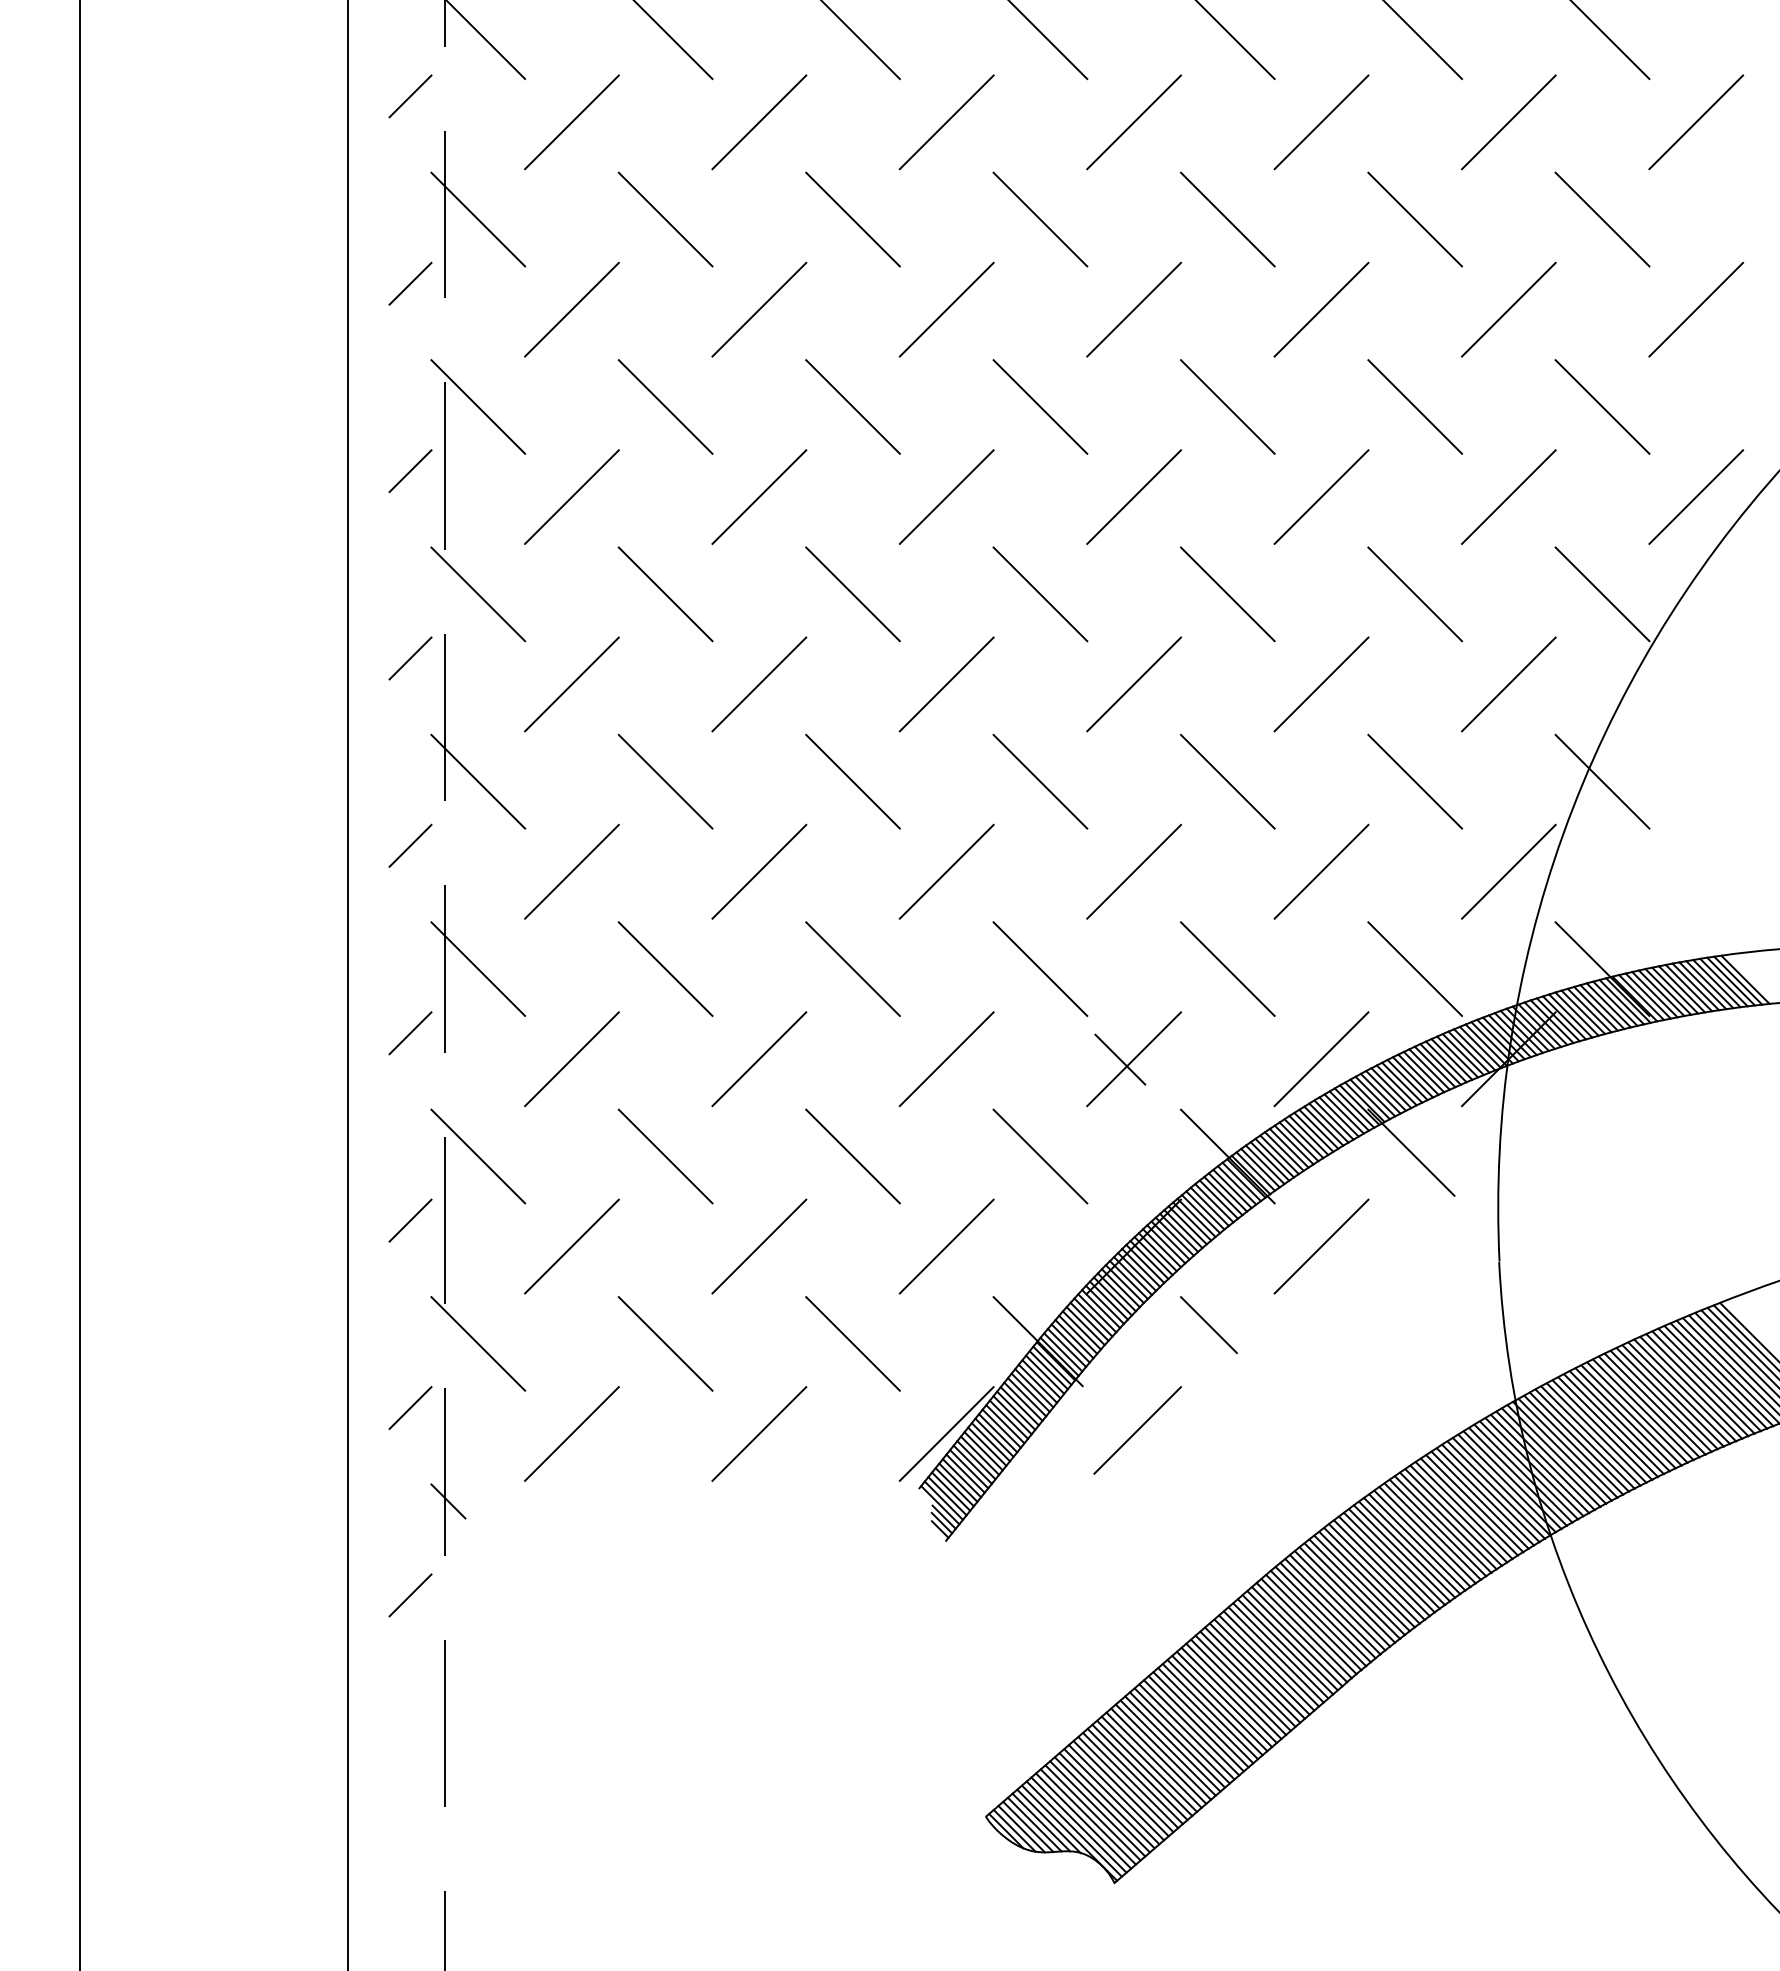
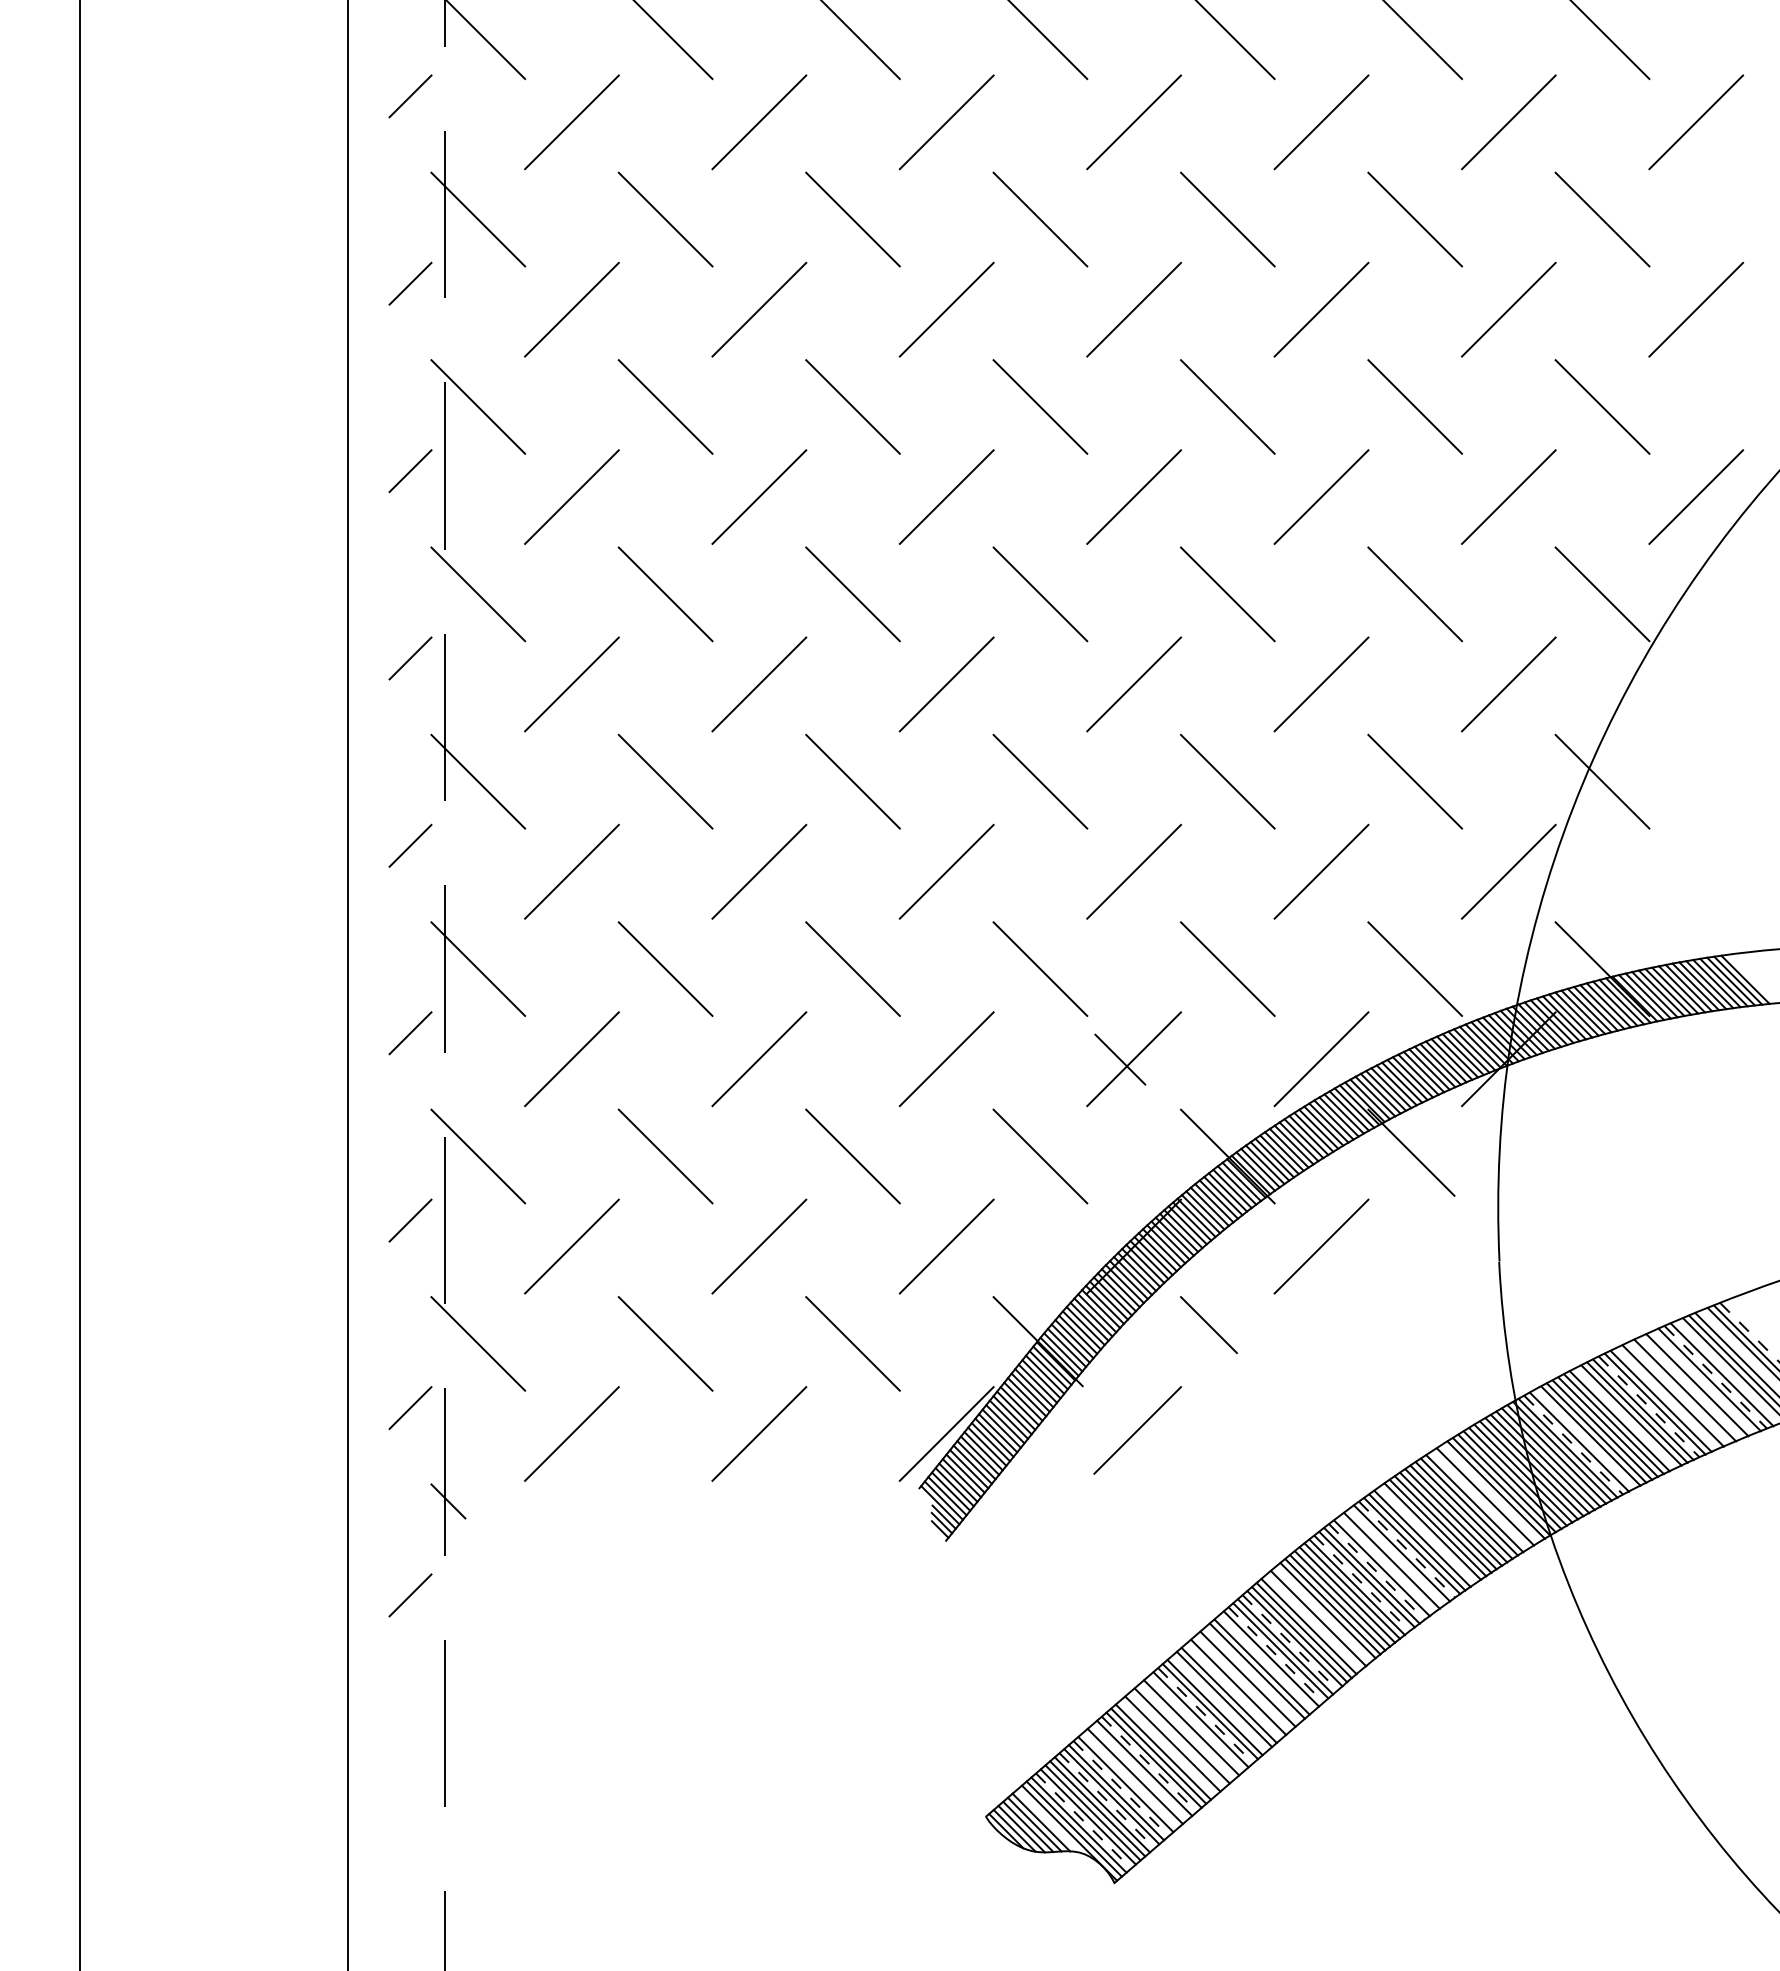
line: solid -> dashed (1749, 1332)
line: present -> none (1738, 1347)
line: present -> none (1726, 1370)
line: solid -> dashed (1715, 1377)
line: present -> none (1703, 1382)
line: present -> none (1691, 1387)
line: present -> none (1679, 1393)
line: present -> none (1666, 1398)
line: solid -> dashed (1649, 1407)
line: present -> none (1625, 1418)
line: present -> none (1584, 1438)
line: solid -> dashed (1573, 1445)
line: present -> none (1490, 1493)
line: present -> none (1479, 1499)
line: present -> none (1427, 1535)
line: solid -> dashed (1407, 1549)
line: present -> none (1397, 1557)
line: present -> none (1386, 1564)
line: solid -> dashed (1376, 1572)
line: solid -> dashed (1362, 1583)
line: present -> none (1322, 1614)
line: present -> none (1313, 1622)
line: solid -> dashed (1290, 1643)
line: solid -> dashed (1276, 1655)
line: present -> none (1266, 1662)
line: present -> none (1252, 1674)
line: present -> none (1242, 1682)
line: present -> none (1233, 1690)
line: present -> none (1219, 1703)
line: solid -> dashed (1206, 1716)
line: present -> none (1195, 1723)
line: present -> none (1186, 1731)
line: present -> none (1177, 1739)
line: present -> none (1167, 1747)
line: solid -> dashed (1149, 1764)
line: present -> none (1139, 1772)
line: present -> none (1130, 1780)
line: solid -> dashed (1121, 1789)
line: solid -> dashed (1107, 1801)
line: present -> none (1048, 1821)
line: solid -> dashed (1084, 1821)
